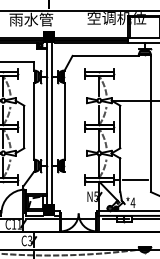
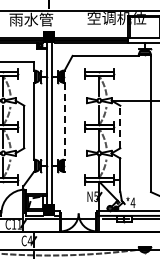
line: solid -> dashed (64, 121)
line: solid -> dashed (120, 126)
line: present -> none (135, 179)
text: C3 -> C4 (29, 240)
